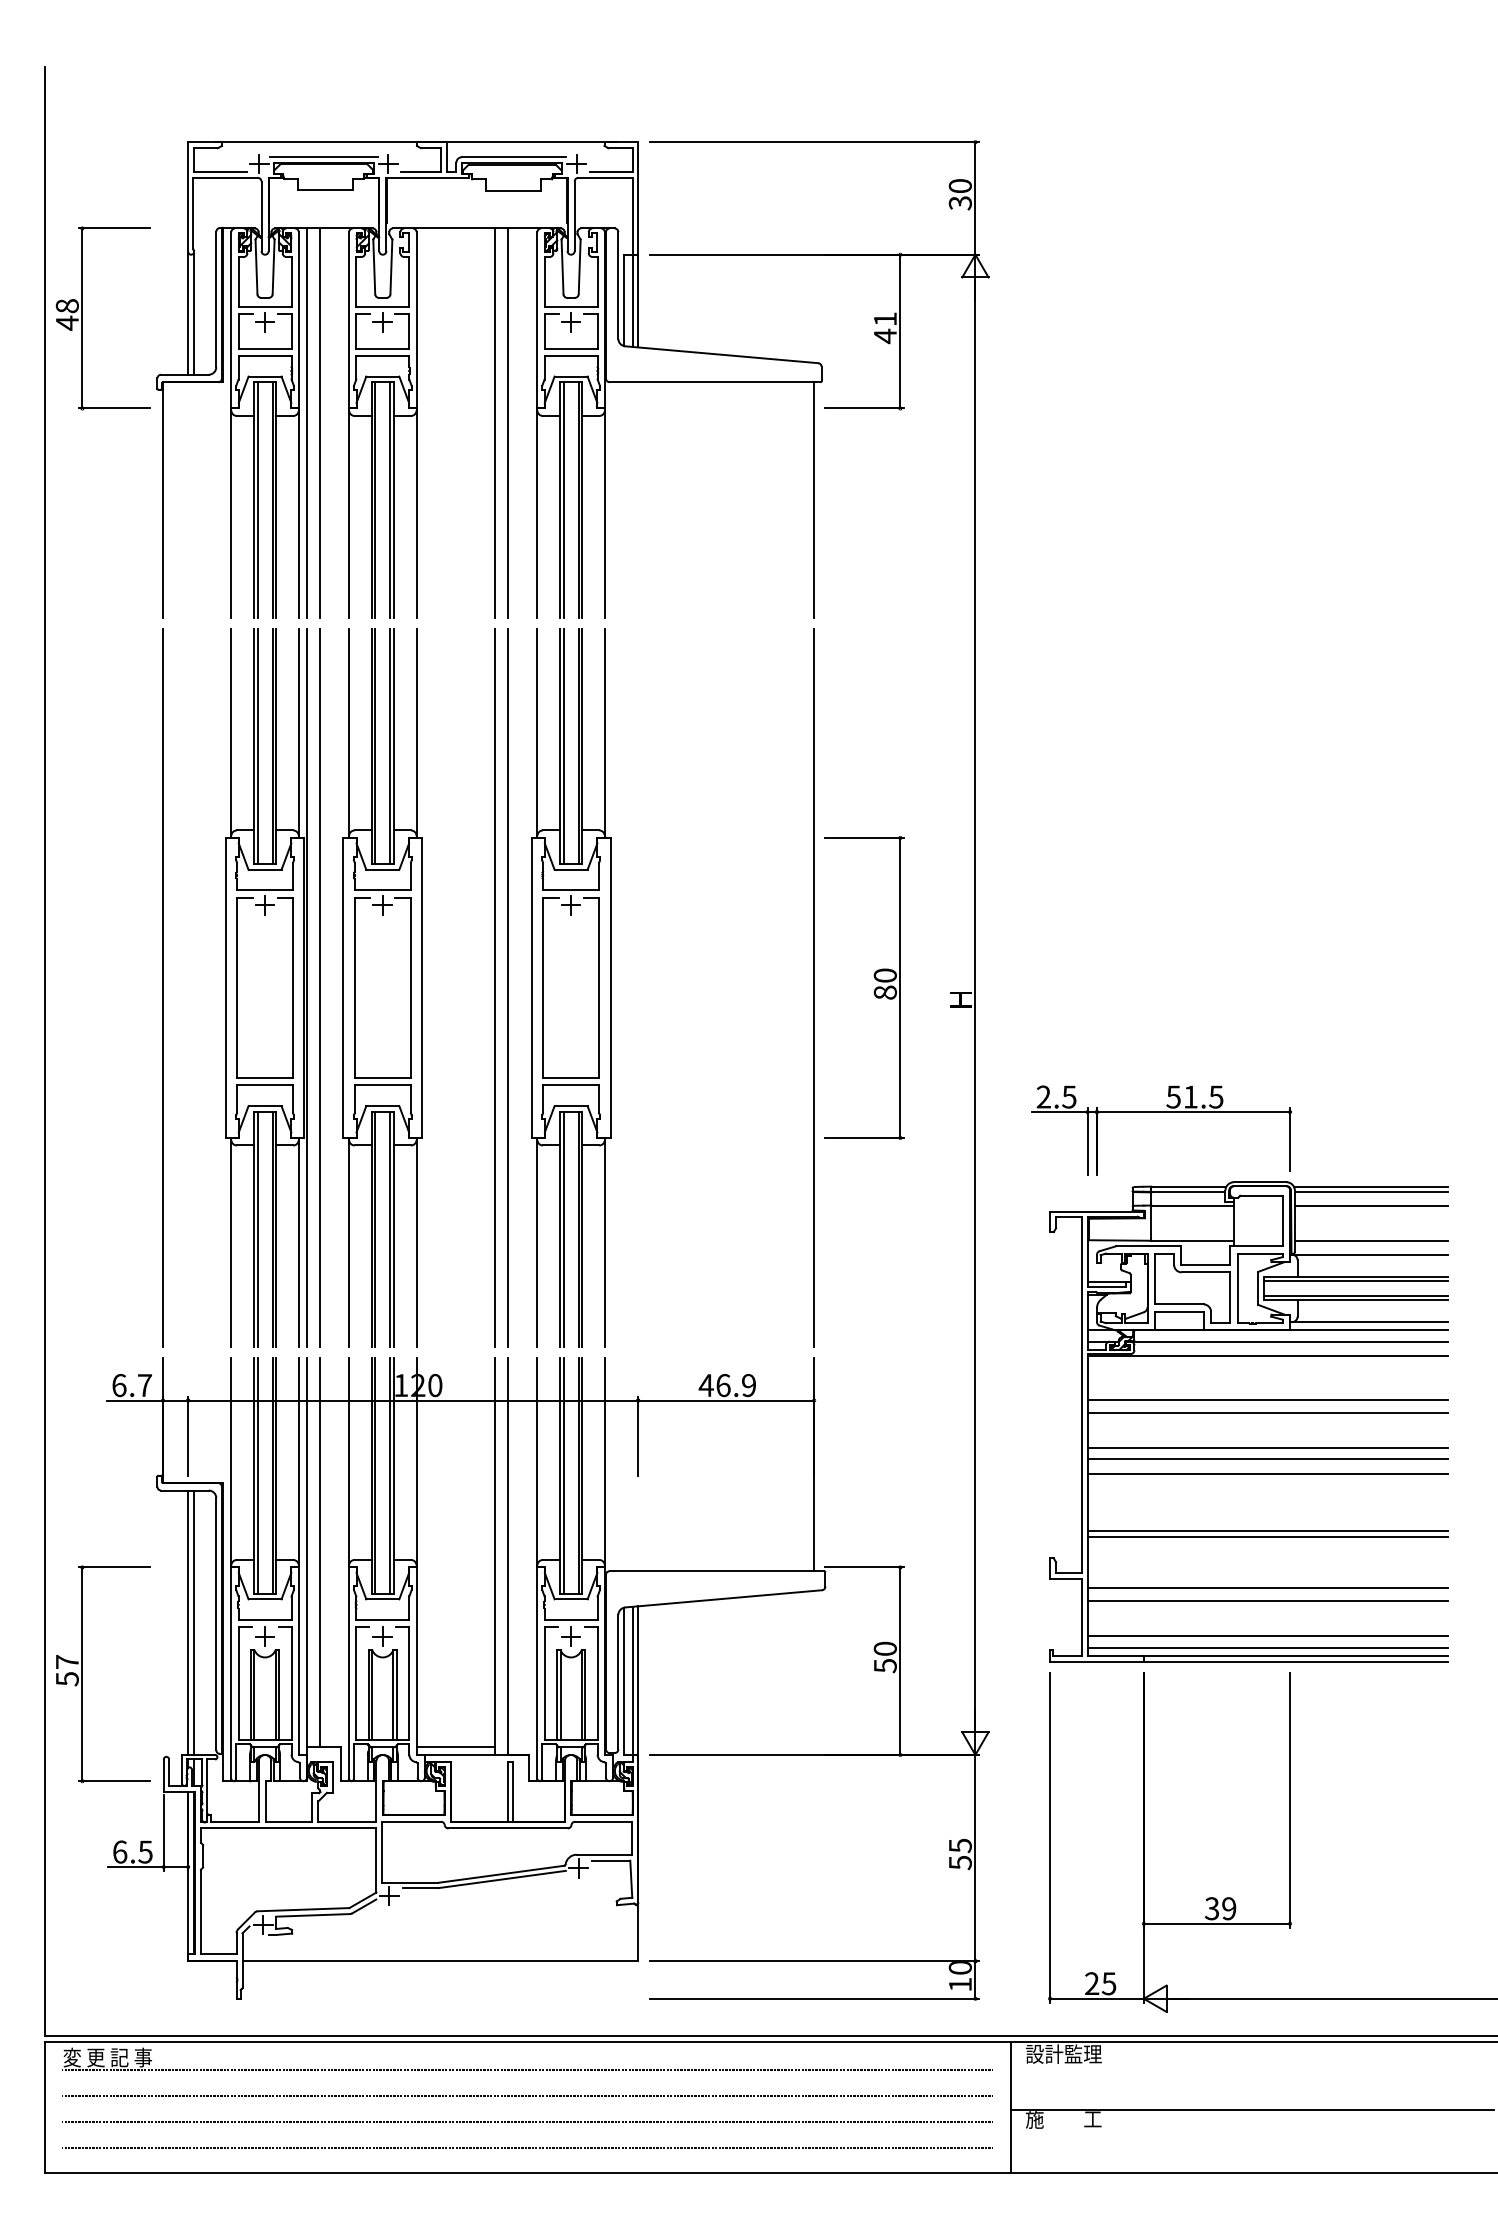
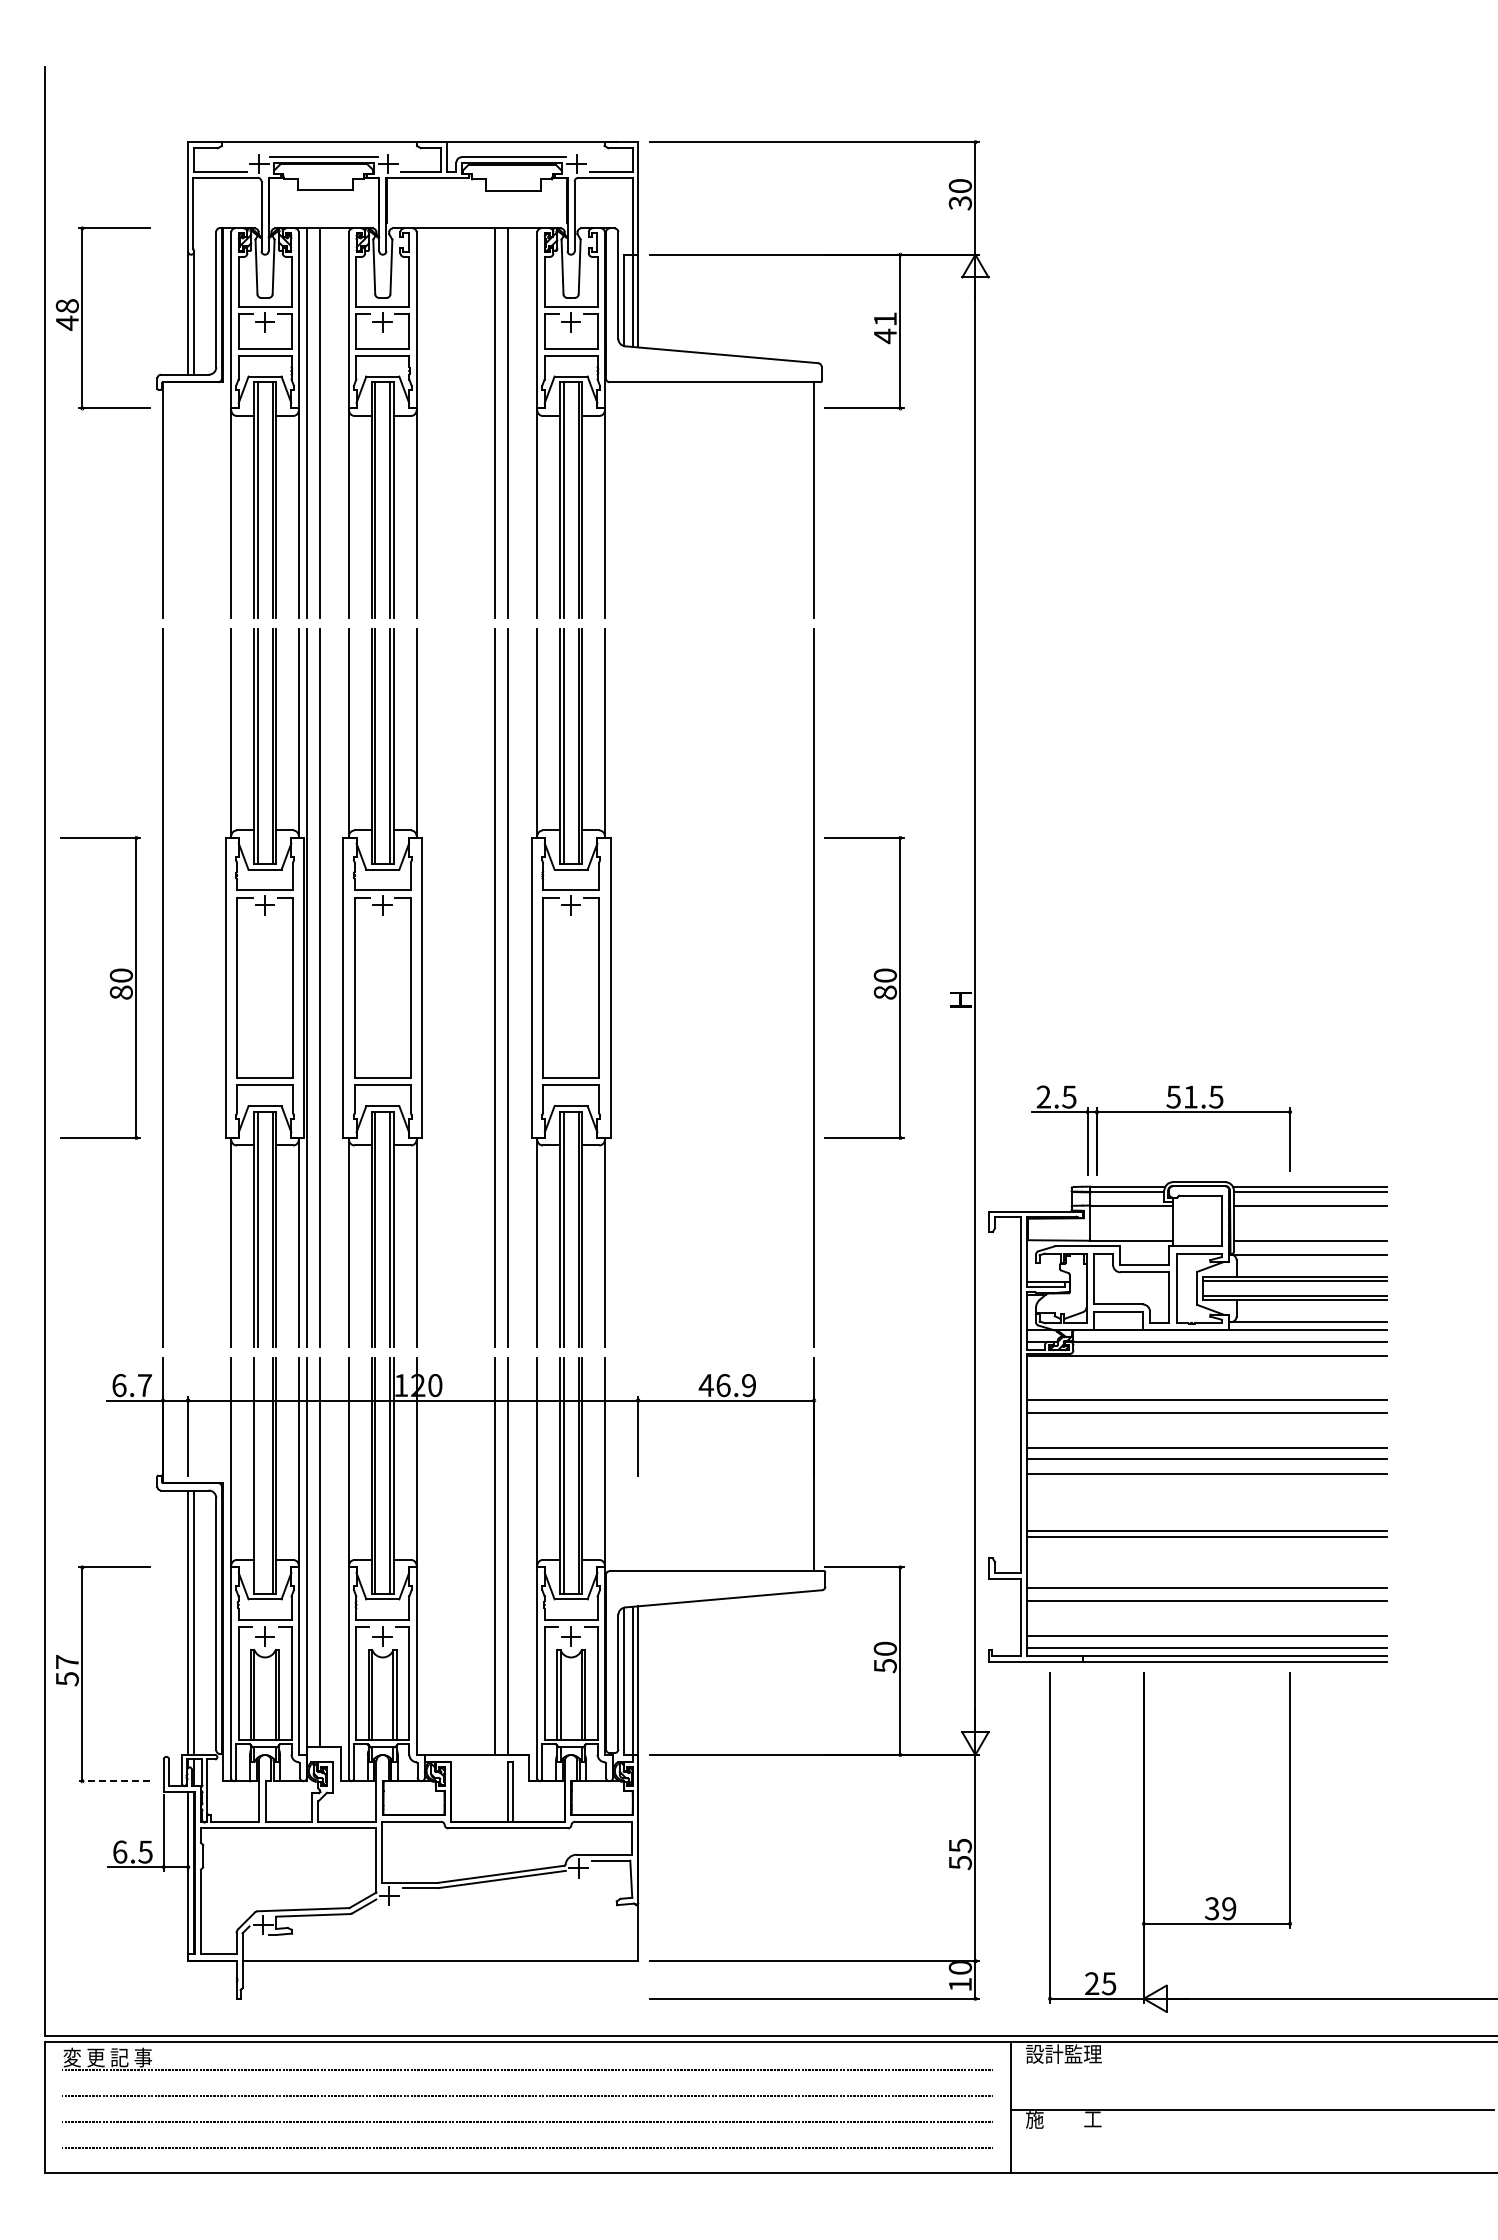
part: none -> present (110, 989)
part position: (1248, 1413) -> (1187, 1413) (1187, 1413)
line: present -> none (257, 1475)
line: present -> none (455, 1747)
line: solid -> dashed (114, 1781)
